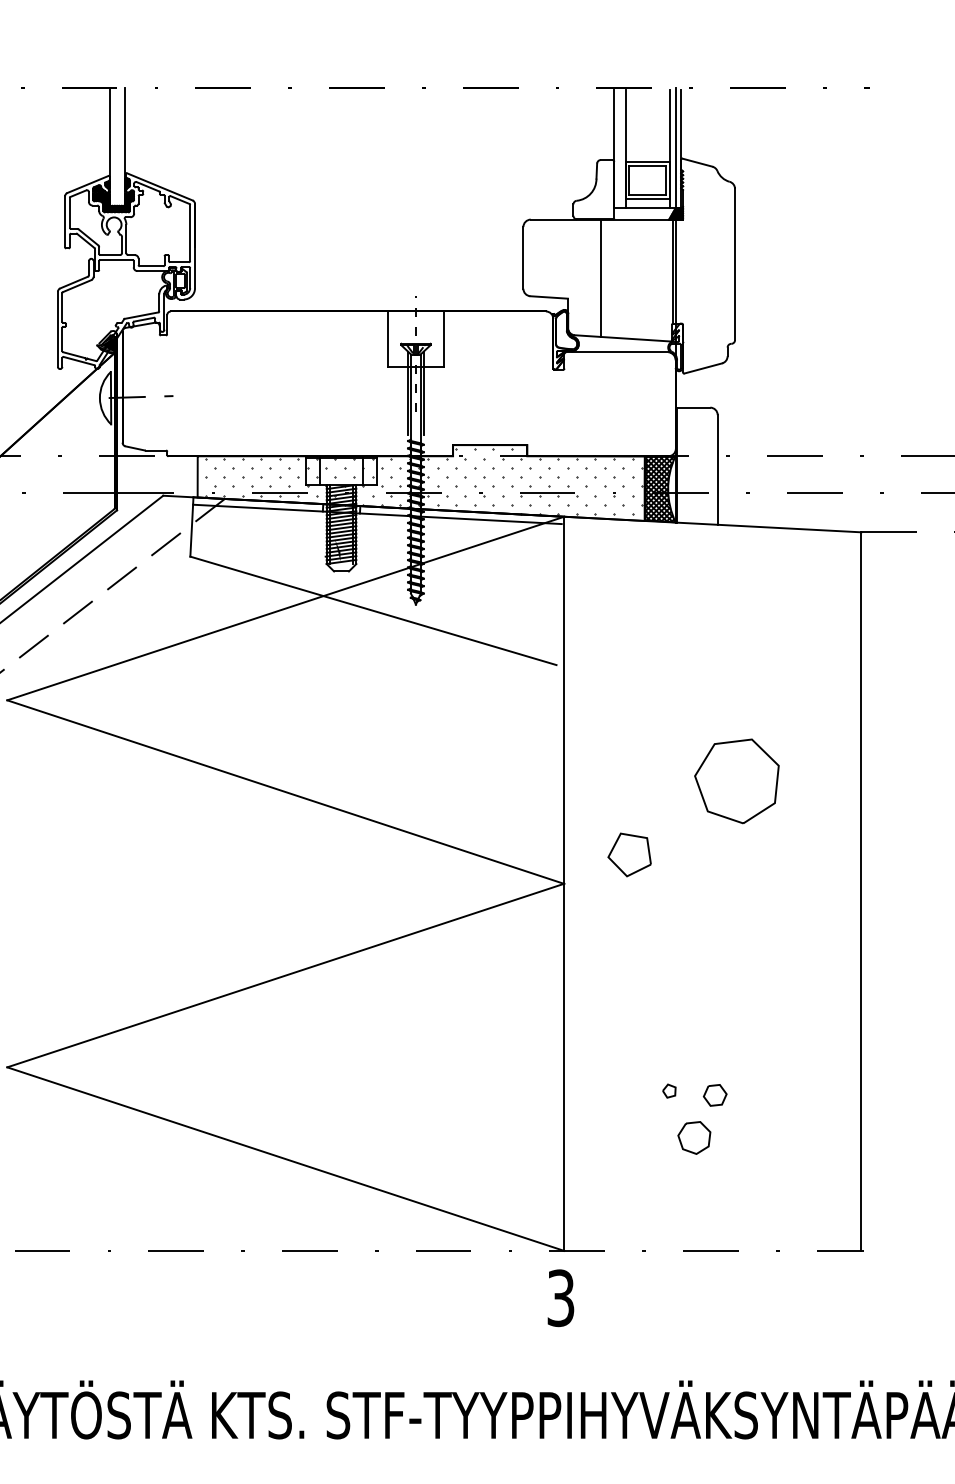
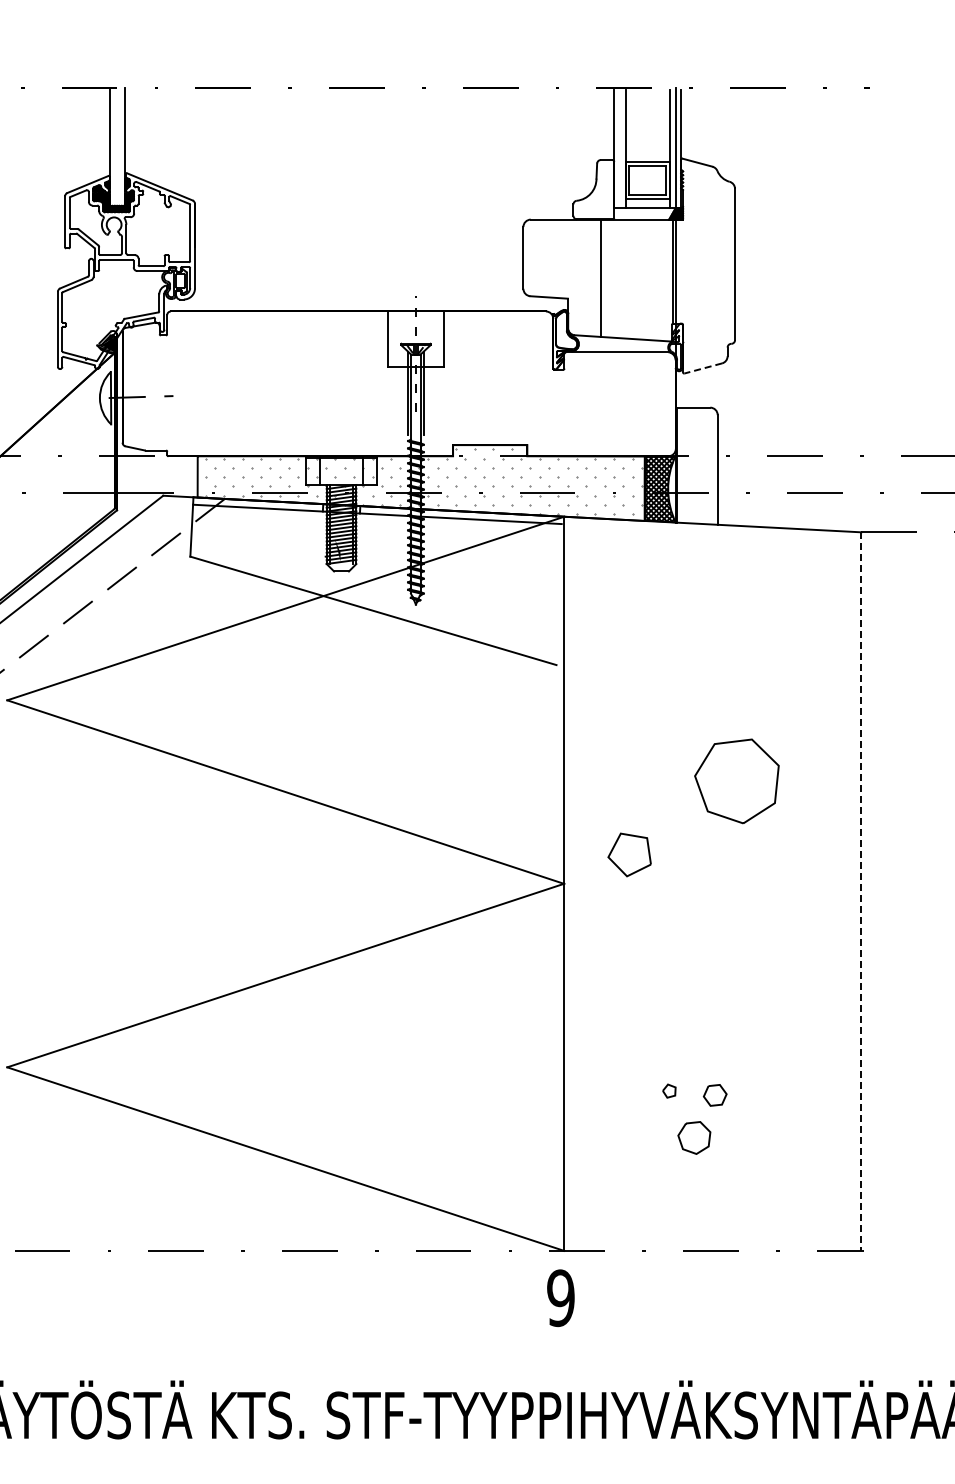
line: solid -> dashed (702, 368)
hatch: present -> none (423, 481)
line: solid -> dashed (861, 892)
text: 3 -> 9 (560, 1297)
